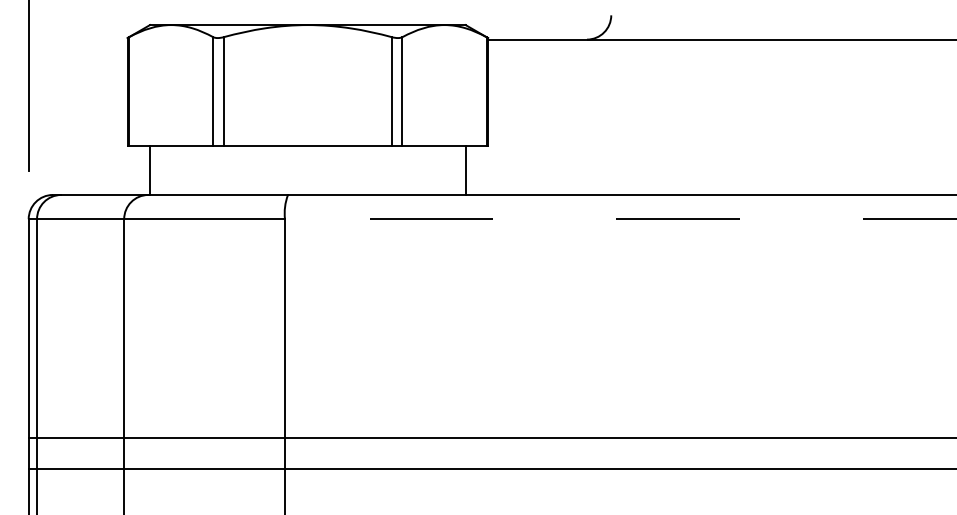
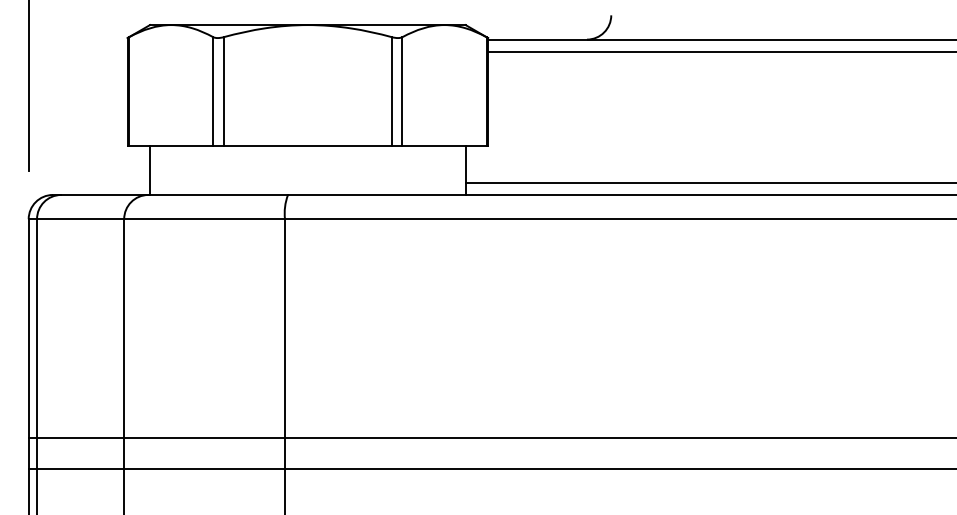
line: none -> present (720, 51)
line: none -> present (709, 182)
line: dashed -> solid (620, 219)
